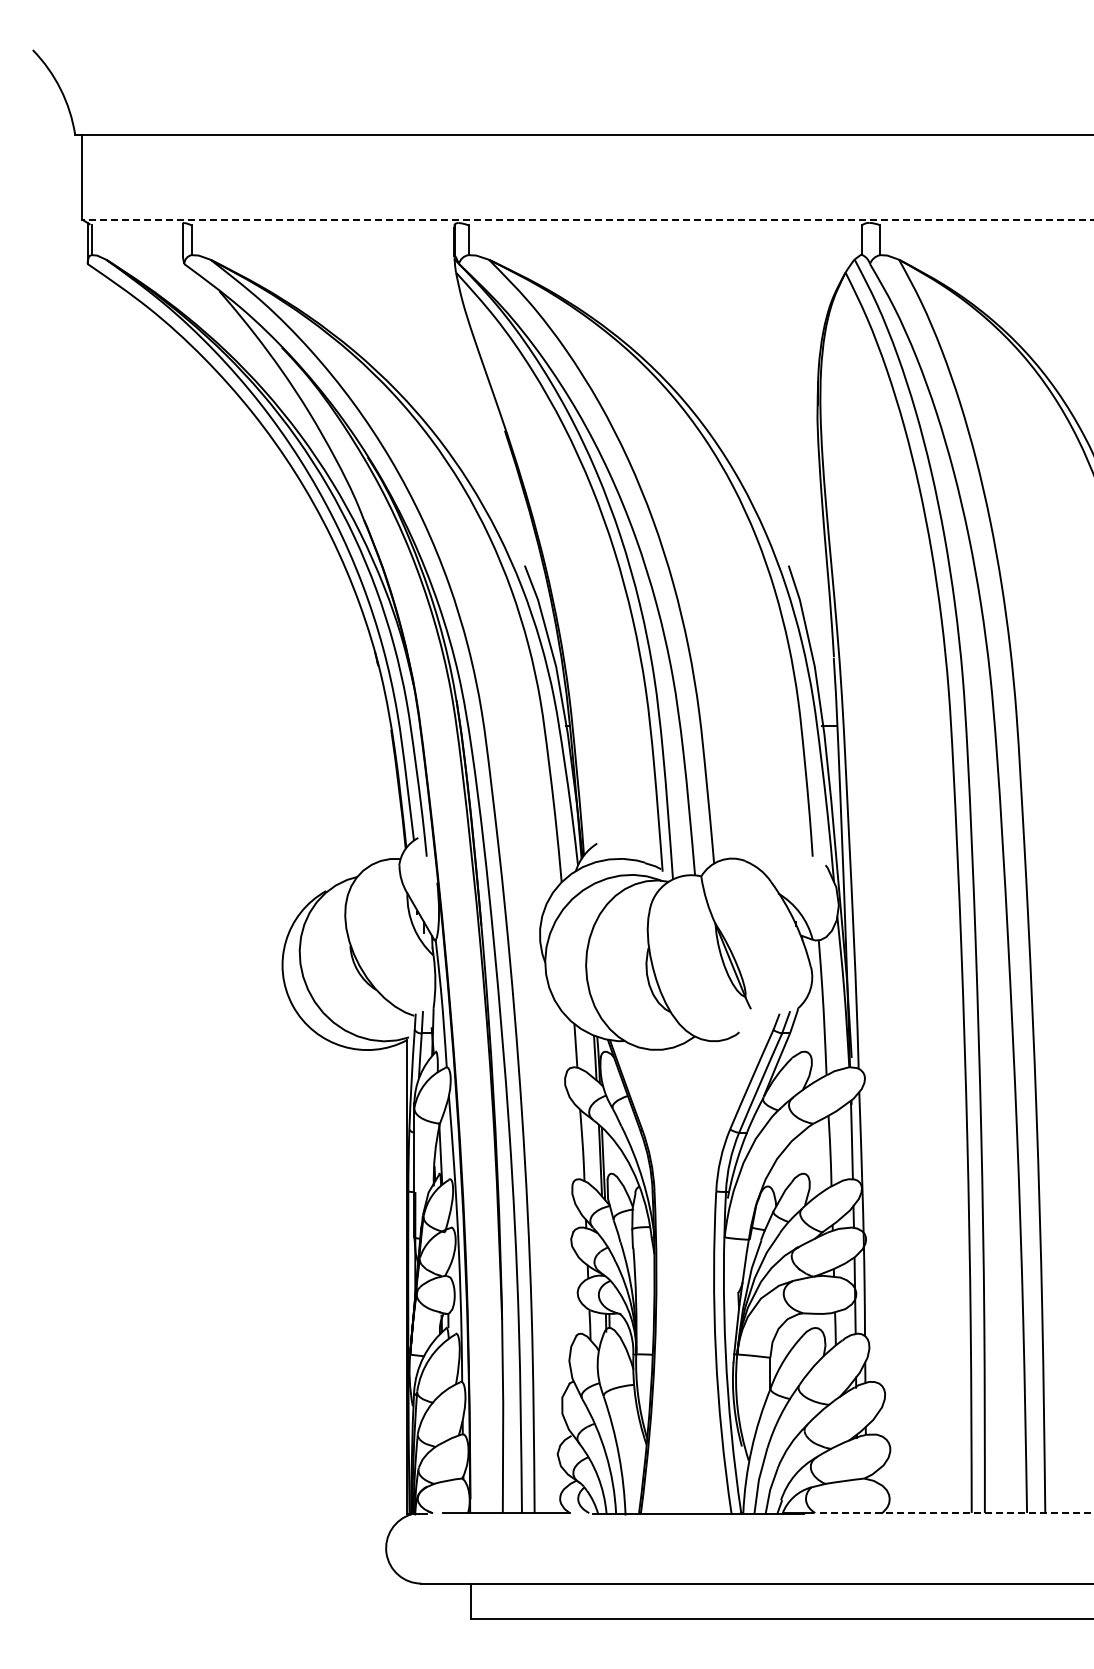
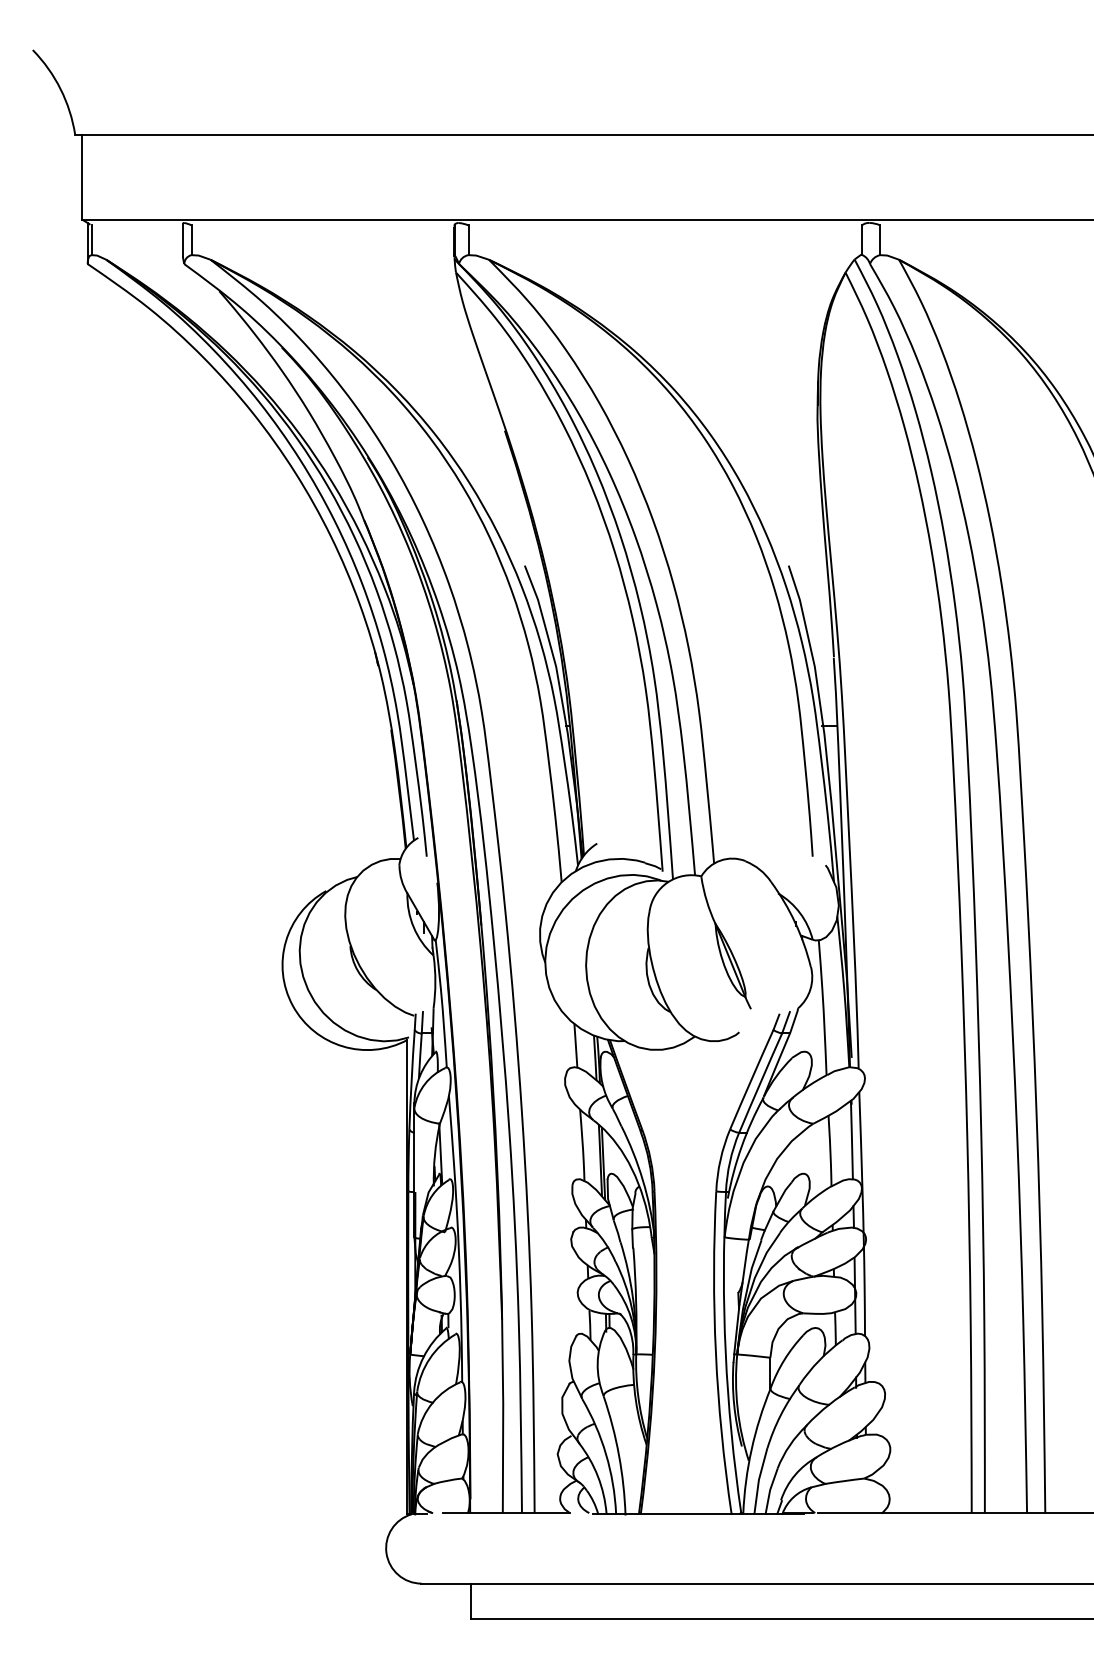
line: dashed -> solid (588, 219)
line: dashed -> solid (955, 1512)
